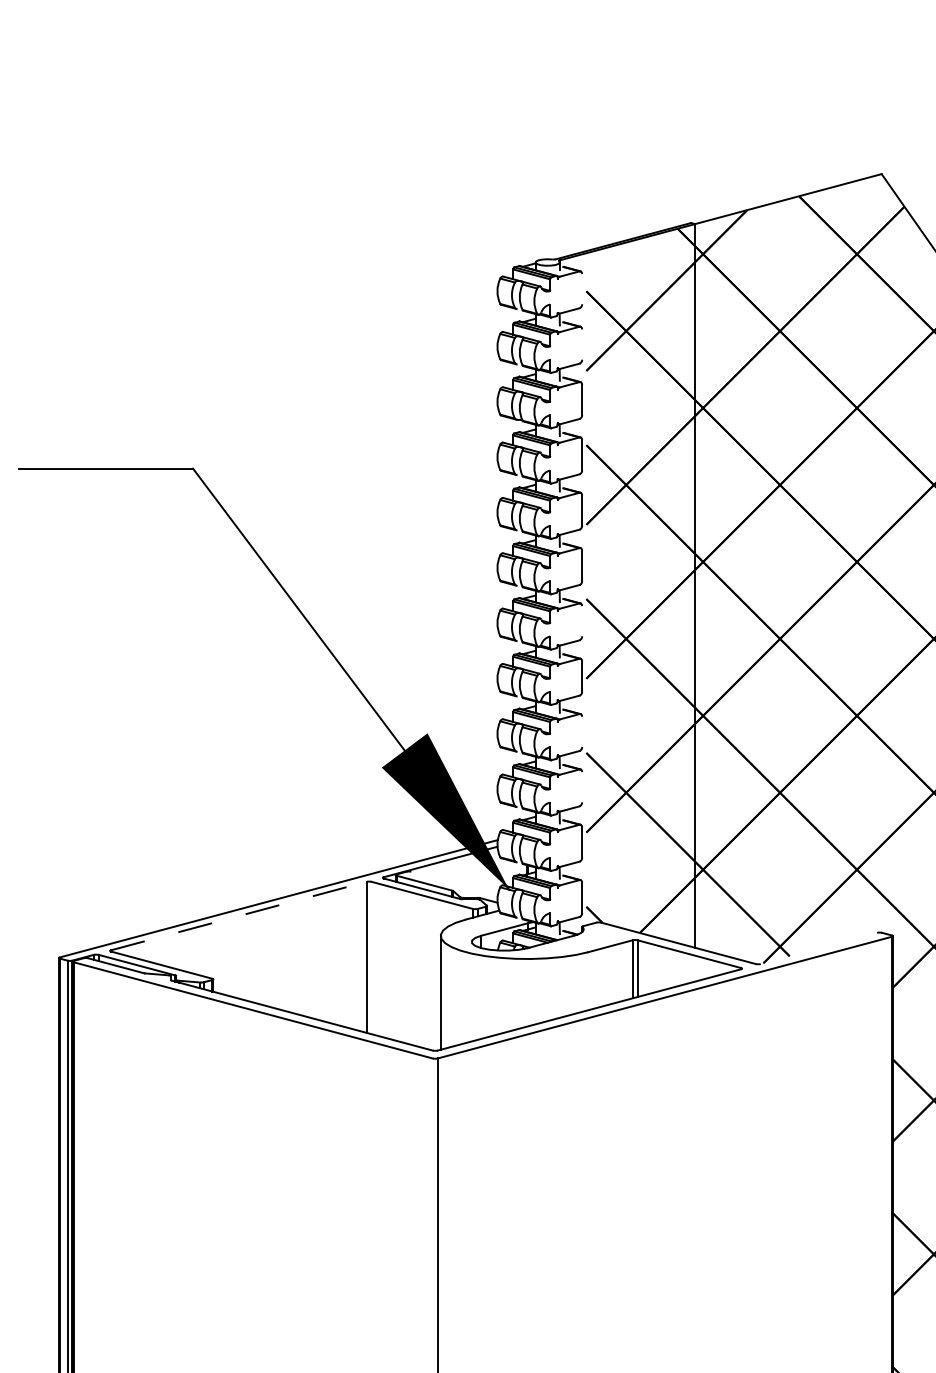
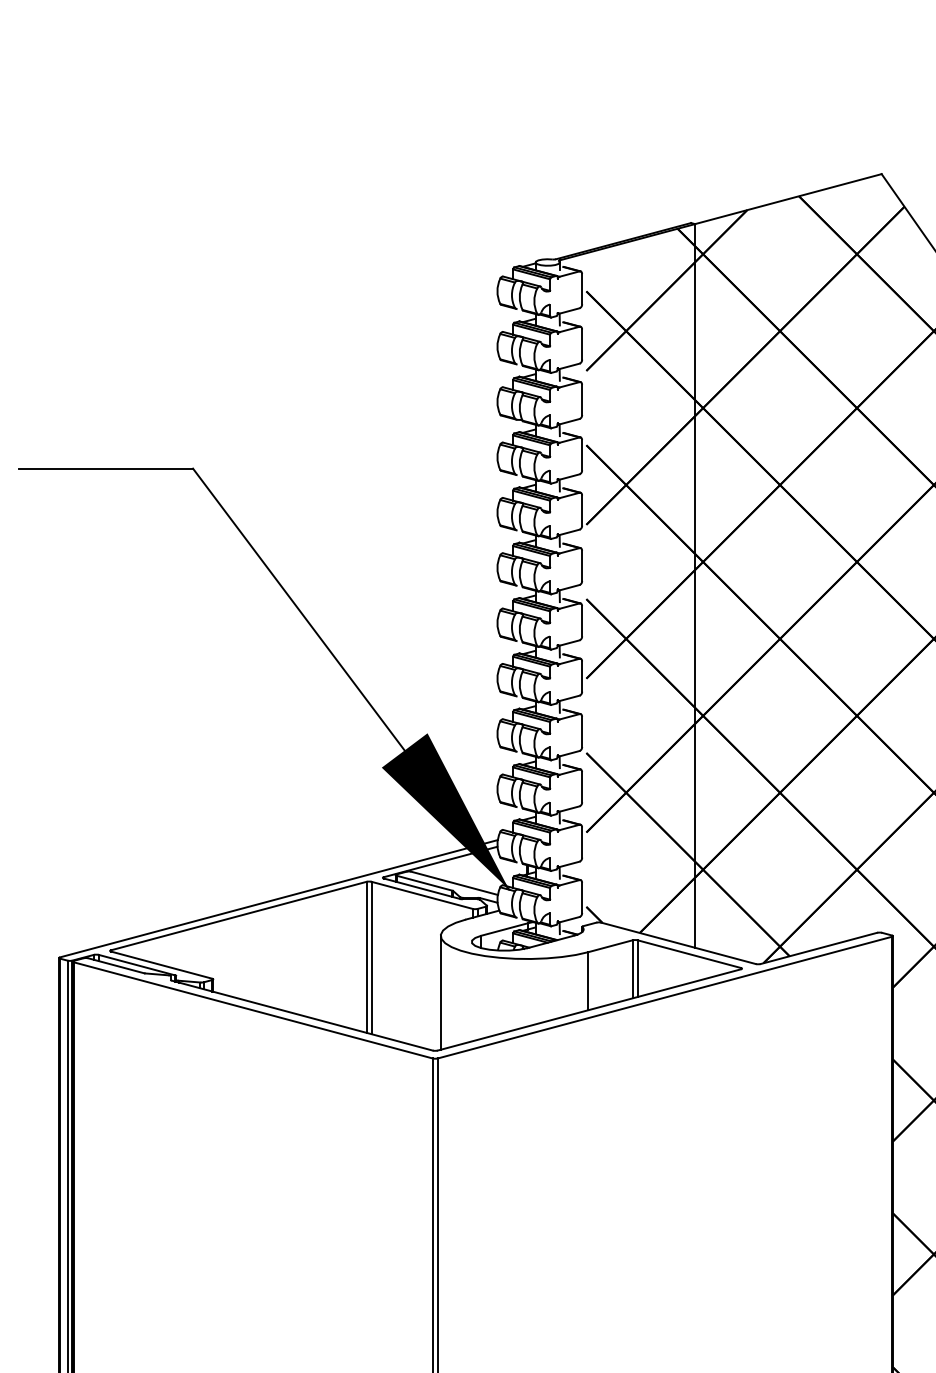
line: none -> present (582, 289)
line: none -> present (582, 344)
line: none -> present (582, 621)
line: none -> present (582, 731)
line: none -> present (582, 787)
line: none -> present (454, 882)
line: dashed -> solid (239, 915)
line: none -> present (818, 948)
line: none -> present (371, 957)
line: none -> present (588, 981)
line: none -> present (432, 1213)
